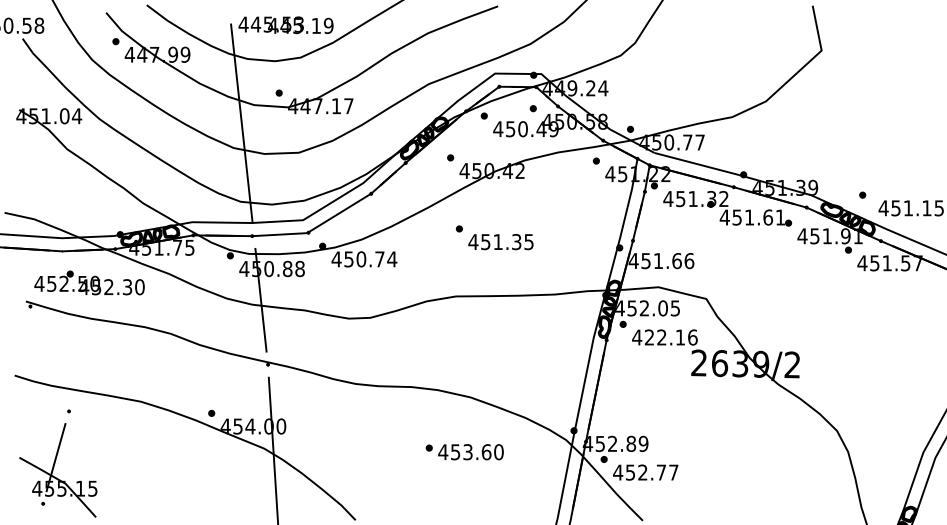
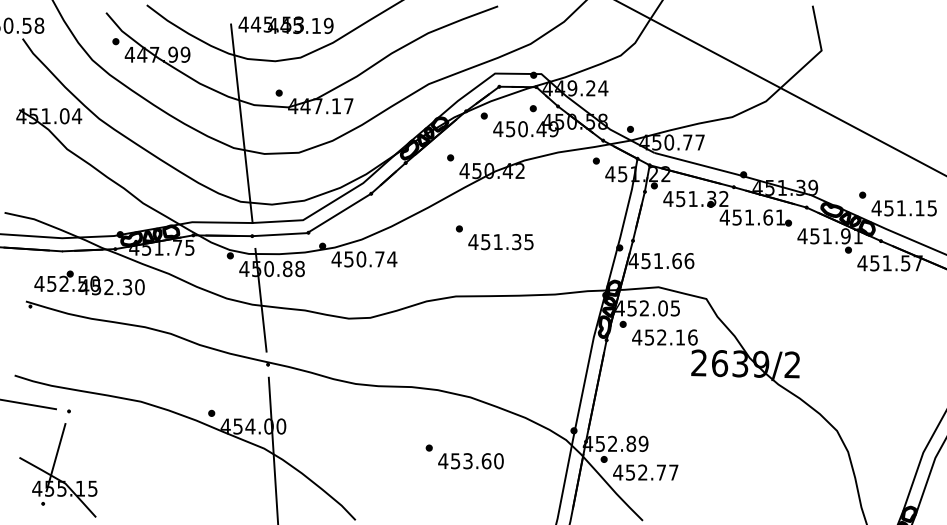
line: none -> present (780, 88)
text position: (910, 208) -> (903, 208) (903, 208)
text: 422.16 -> 452.16 (649, 337)
line: none -> present (29, 404)
text position: (470, 452) -> (470, 461) (470, 461)
